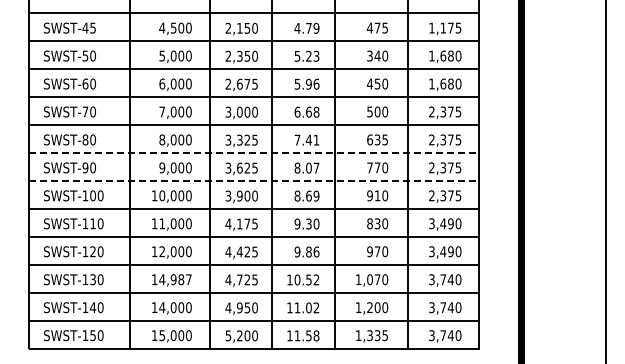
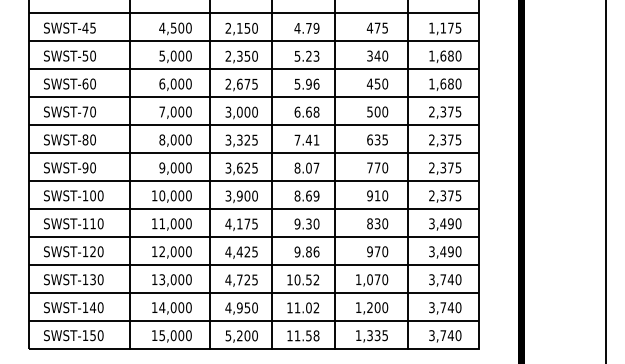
line: dashed -> solid (254, 153)
line: dashed -> solid (254, 181)
text: 14,987 -> 13,000 (175, 279)
